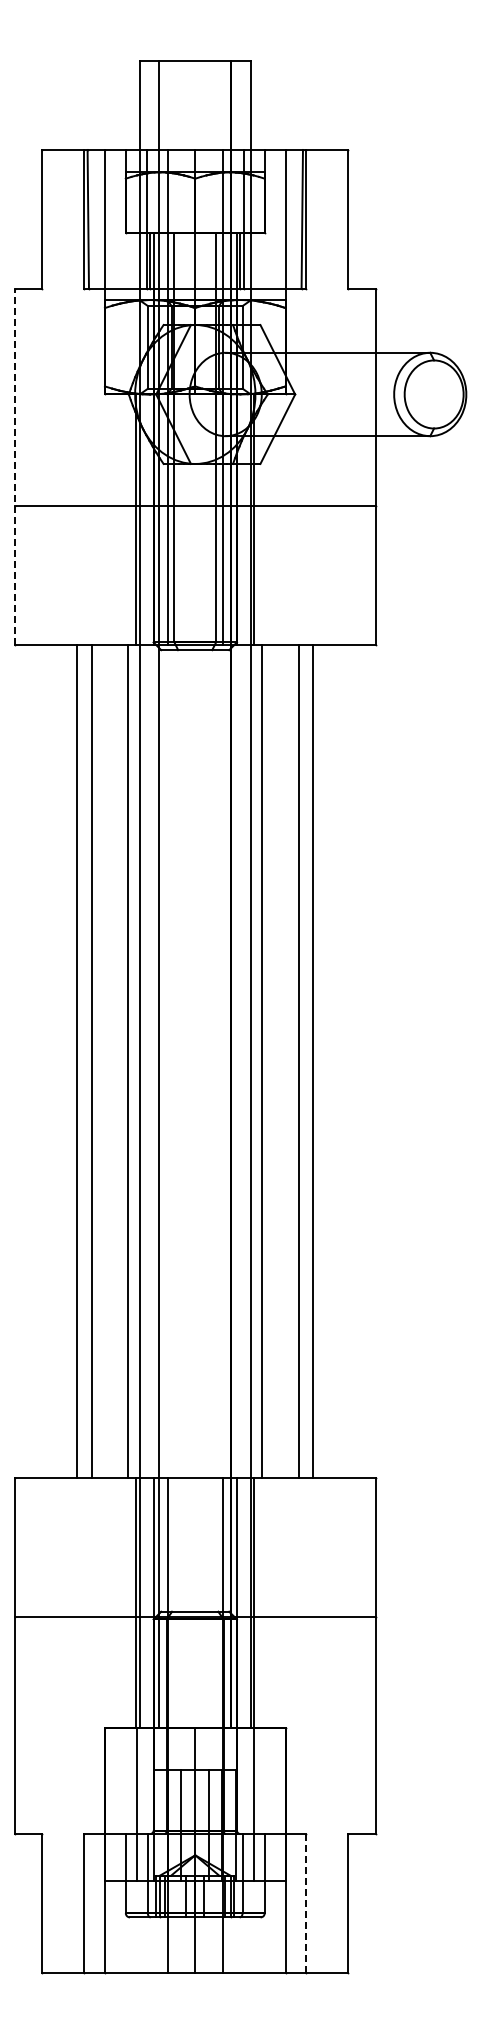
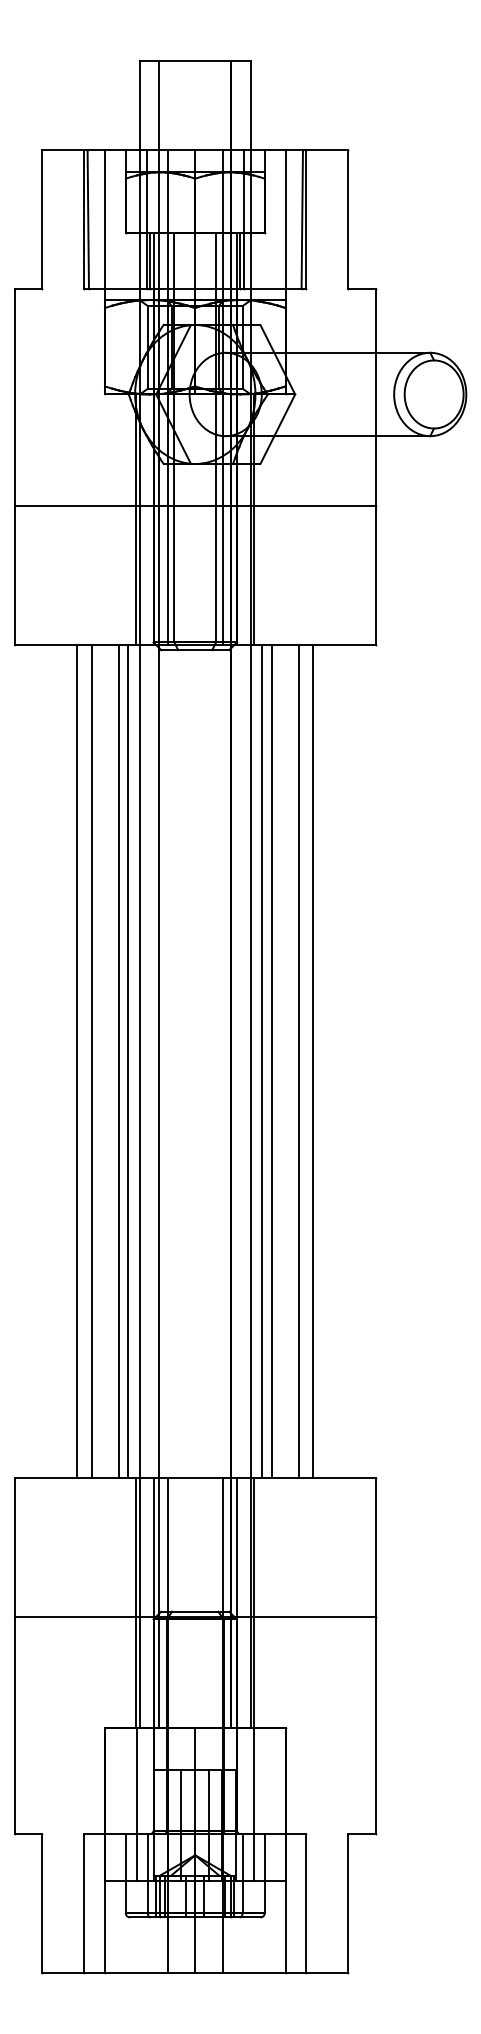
line: dashed -> solid (14, 466)
line: none -> present (118, 1061)
line: none -> present (271, 1061)
line: dashed -> solid (306, 1904)
